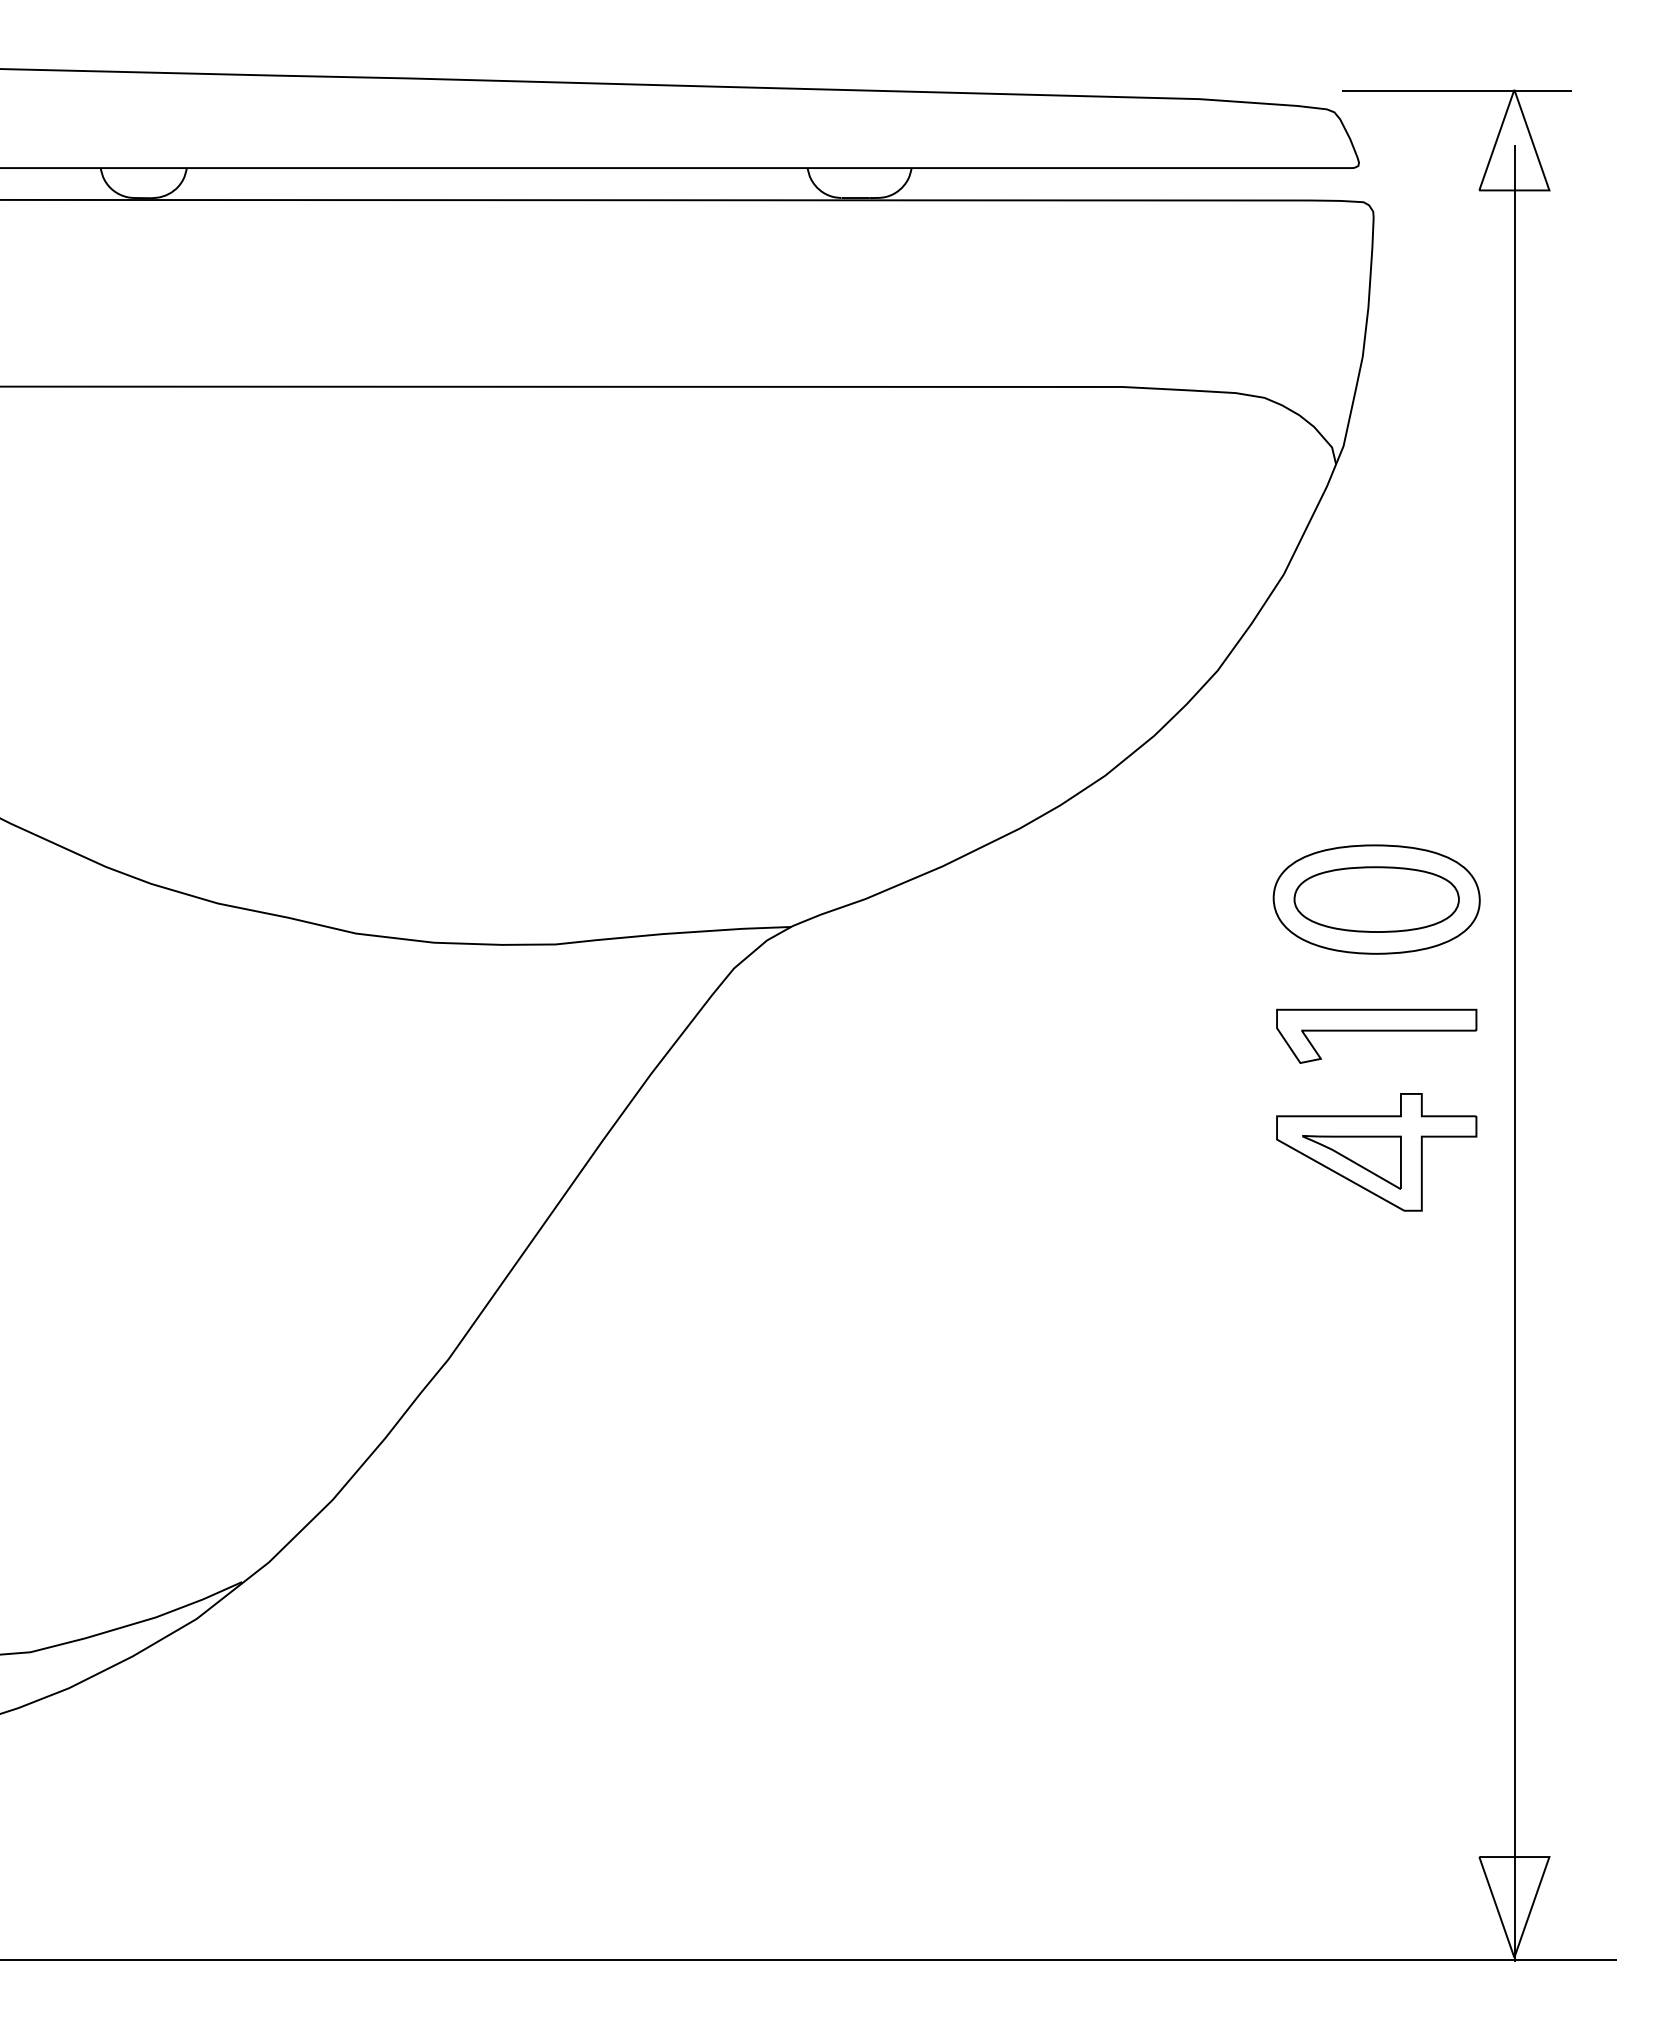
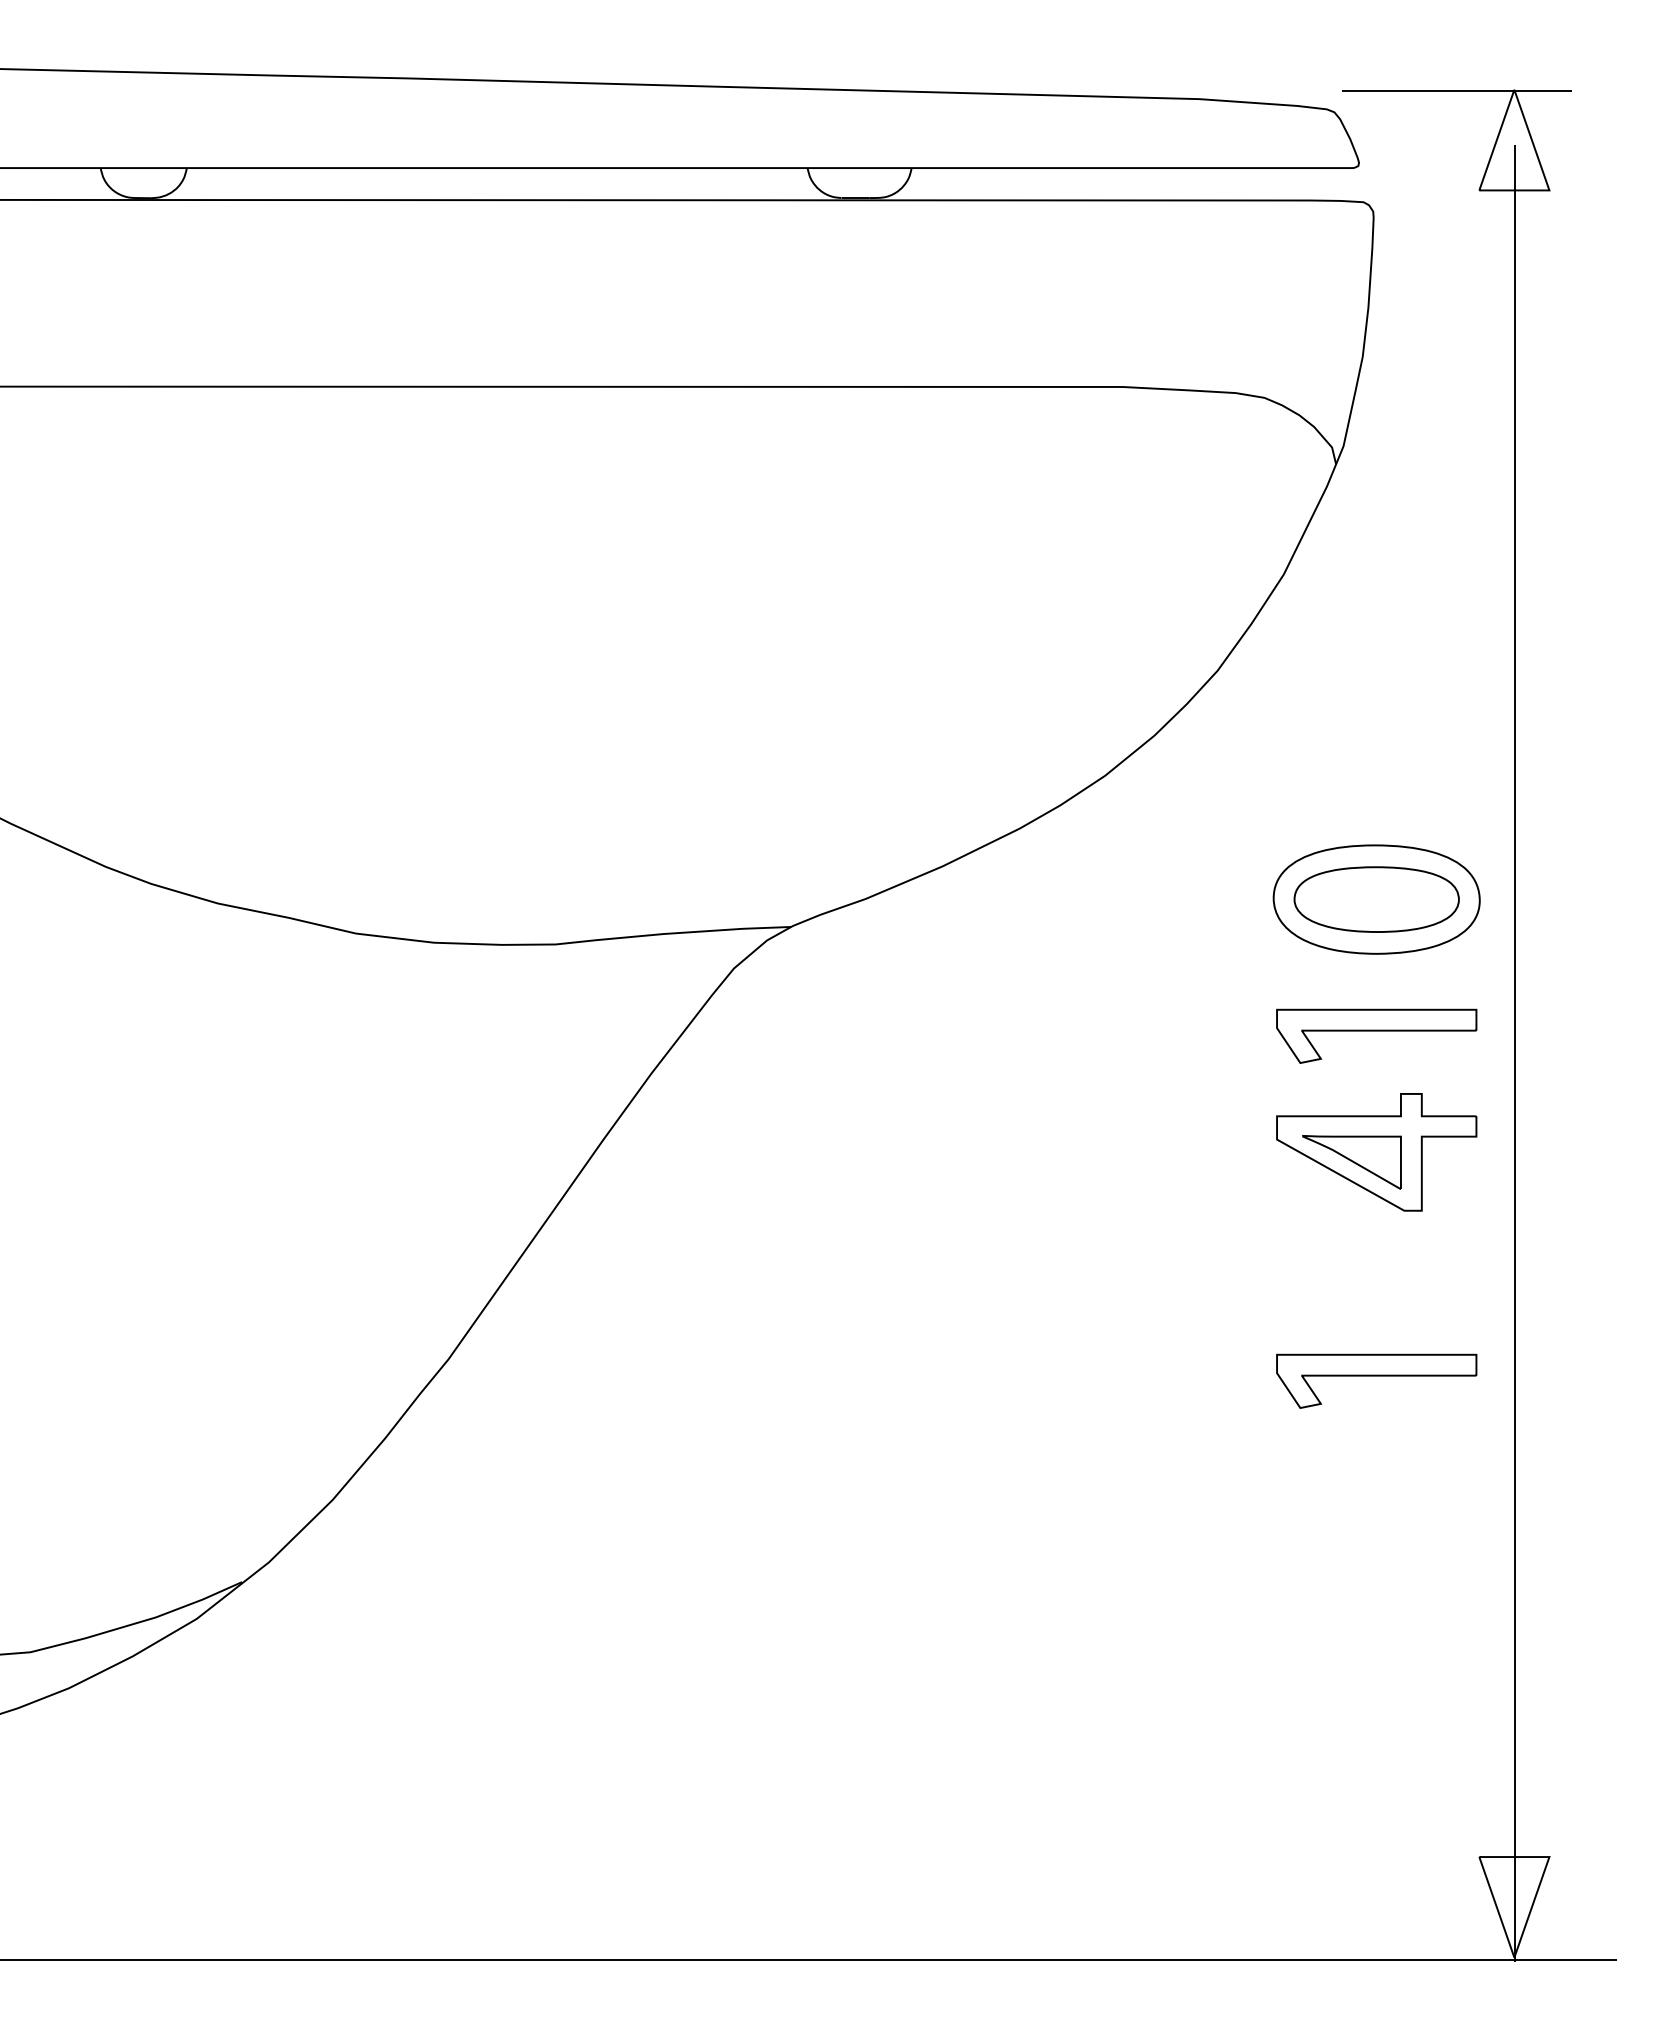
part: none -> present (1376, 1380)
